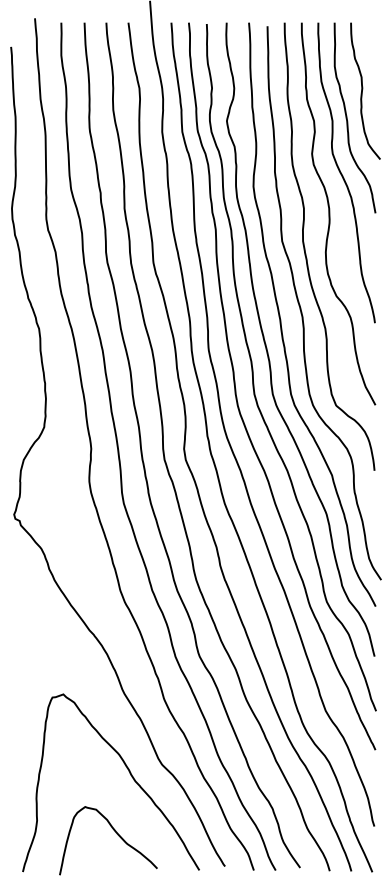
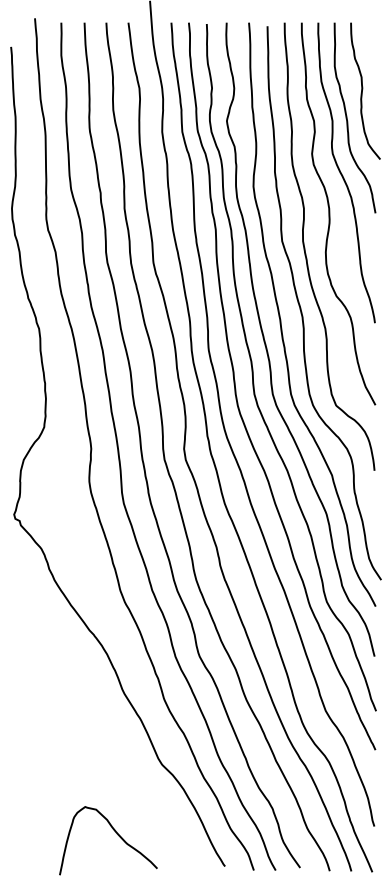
curve: present -> none (129, 773)
